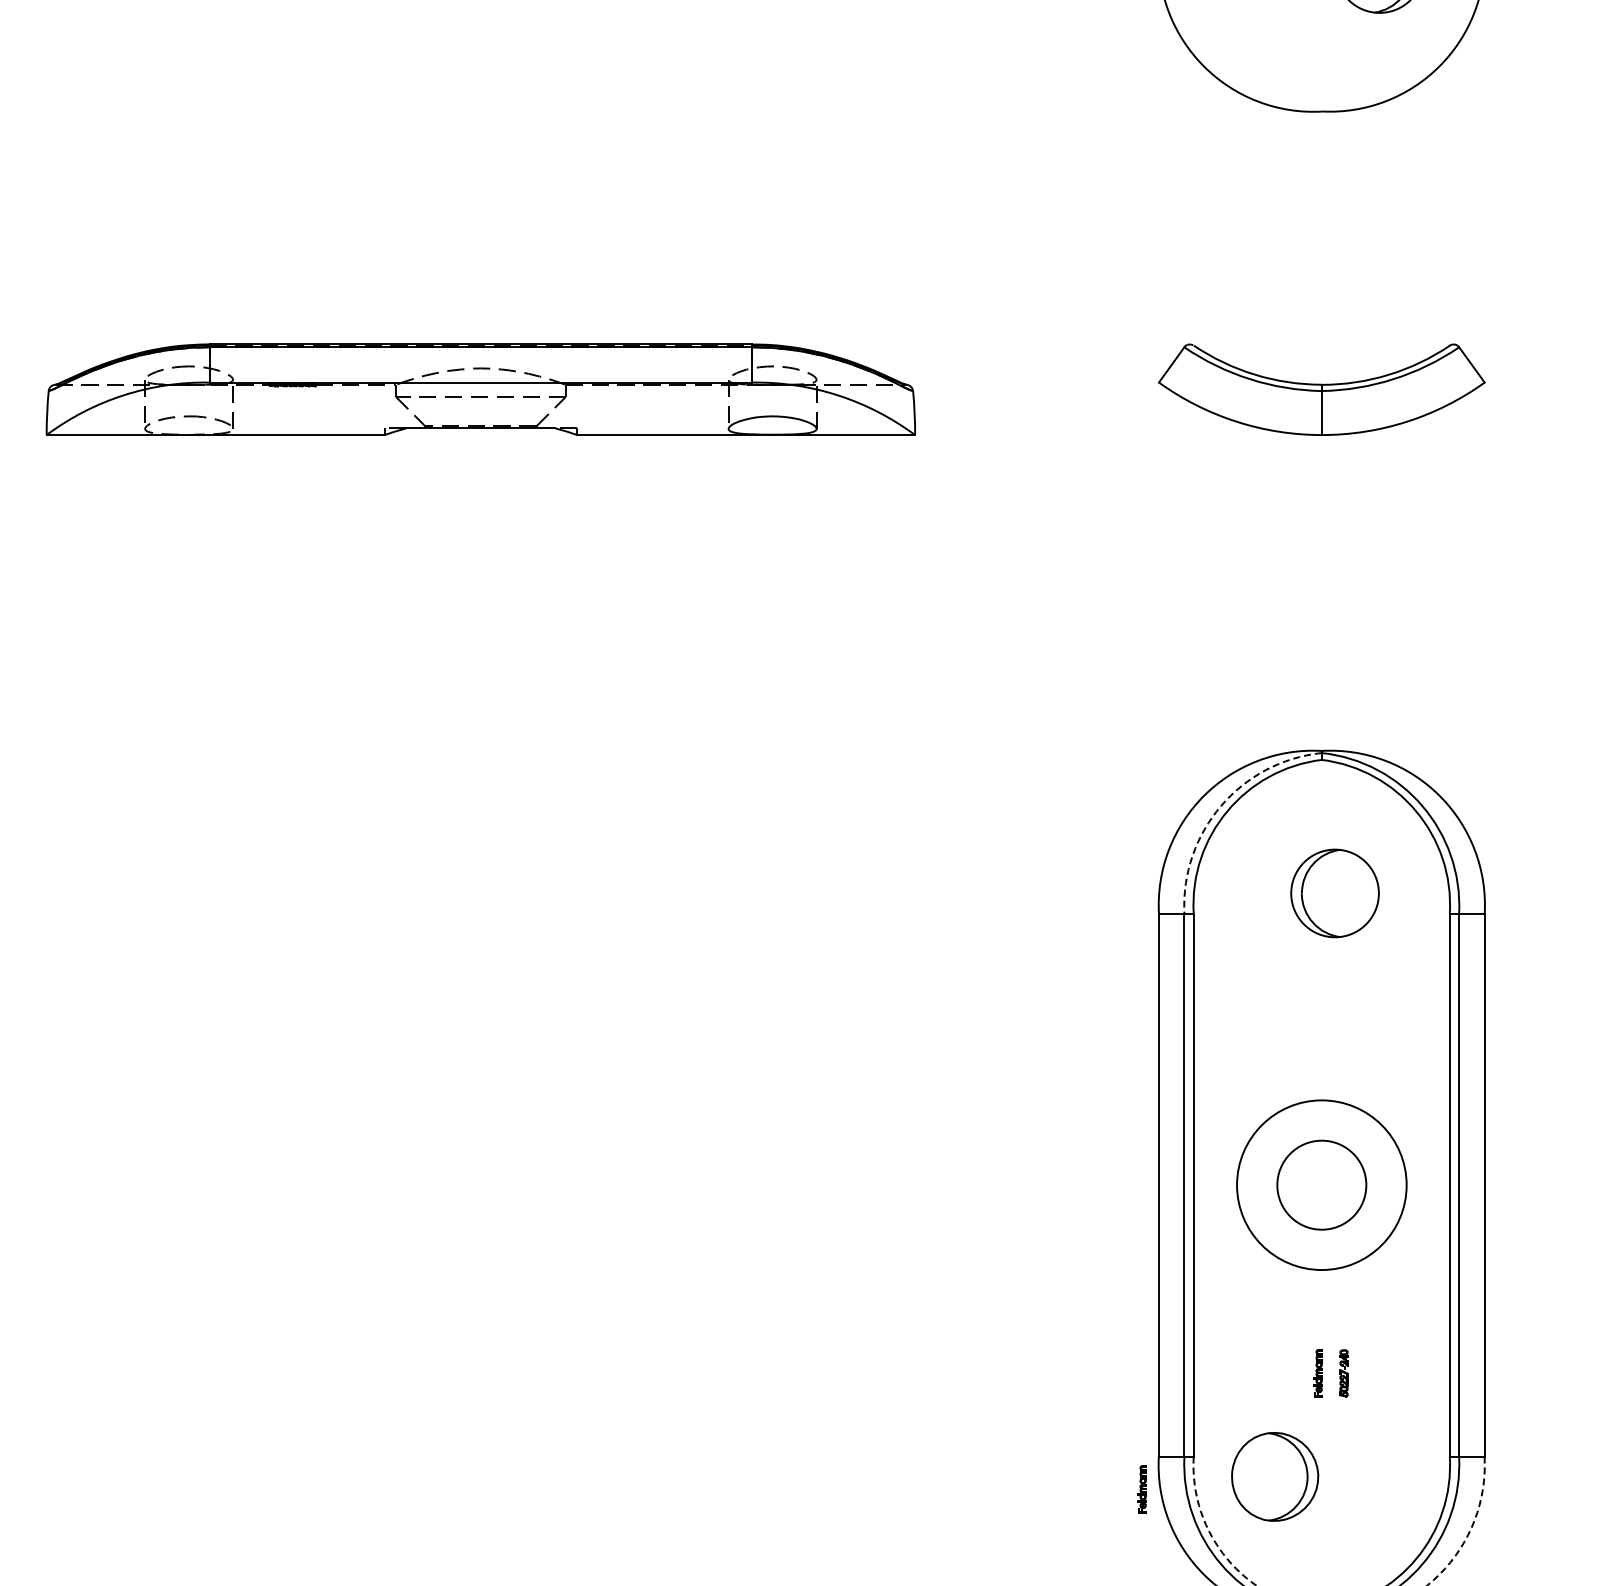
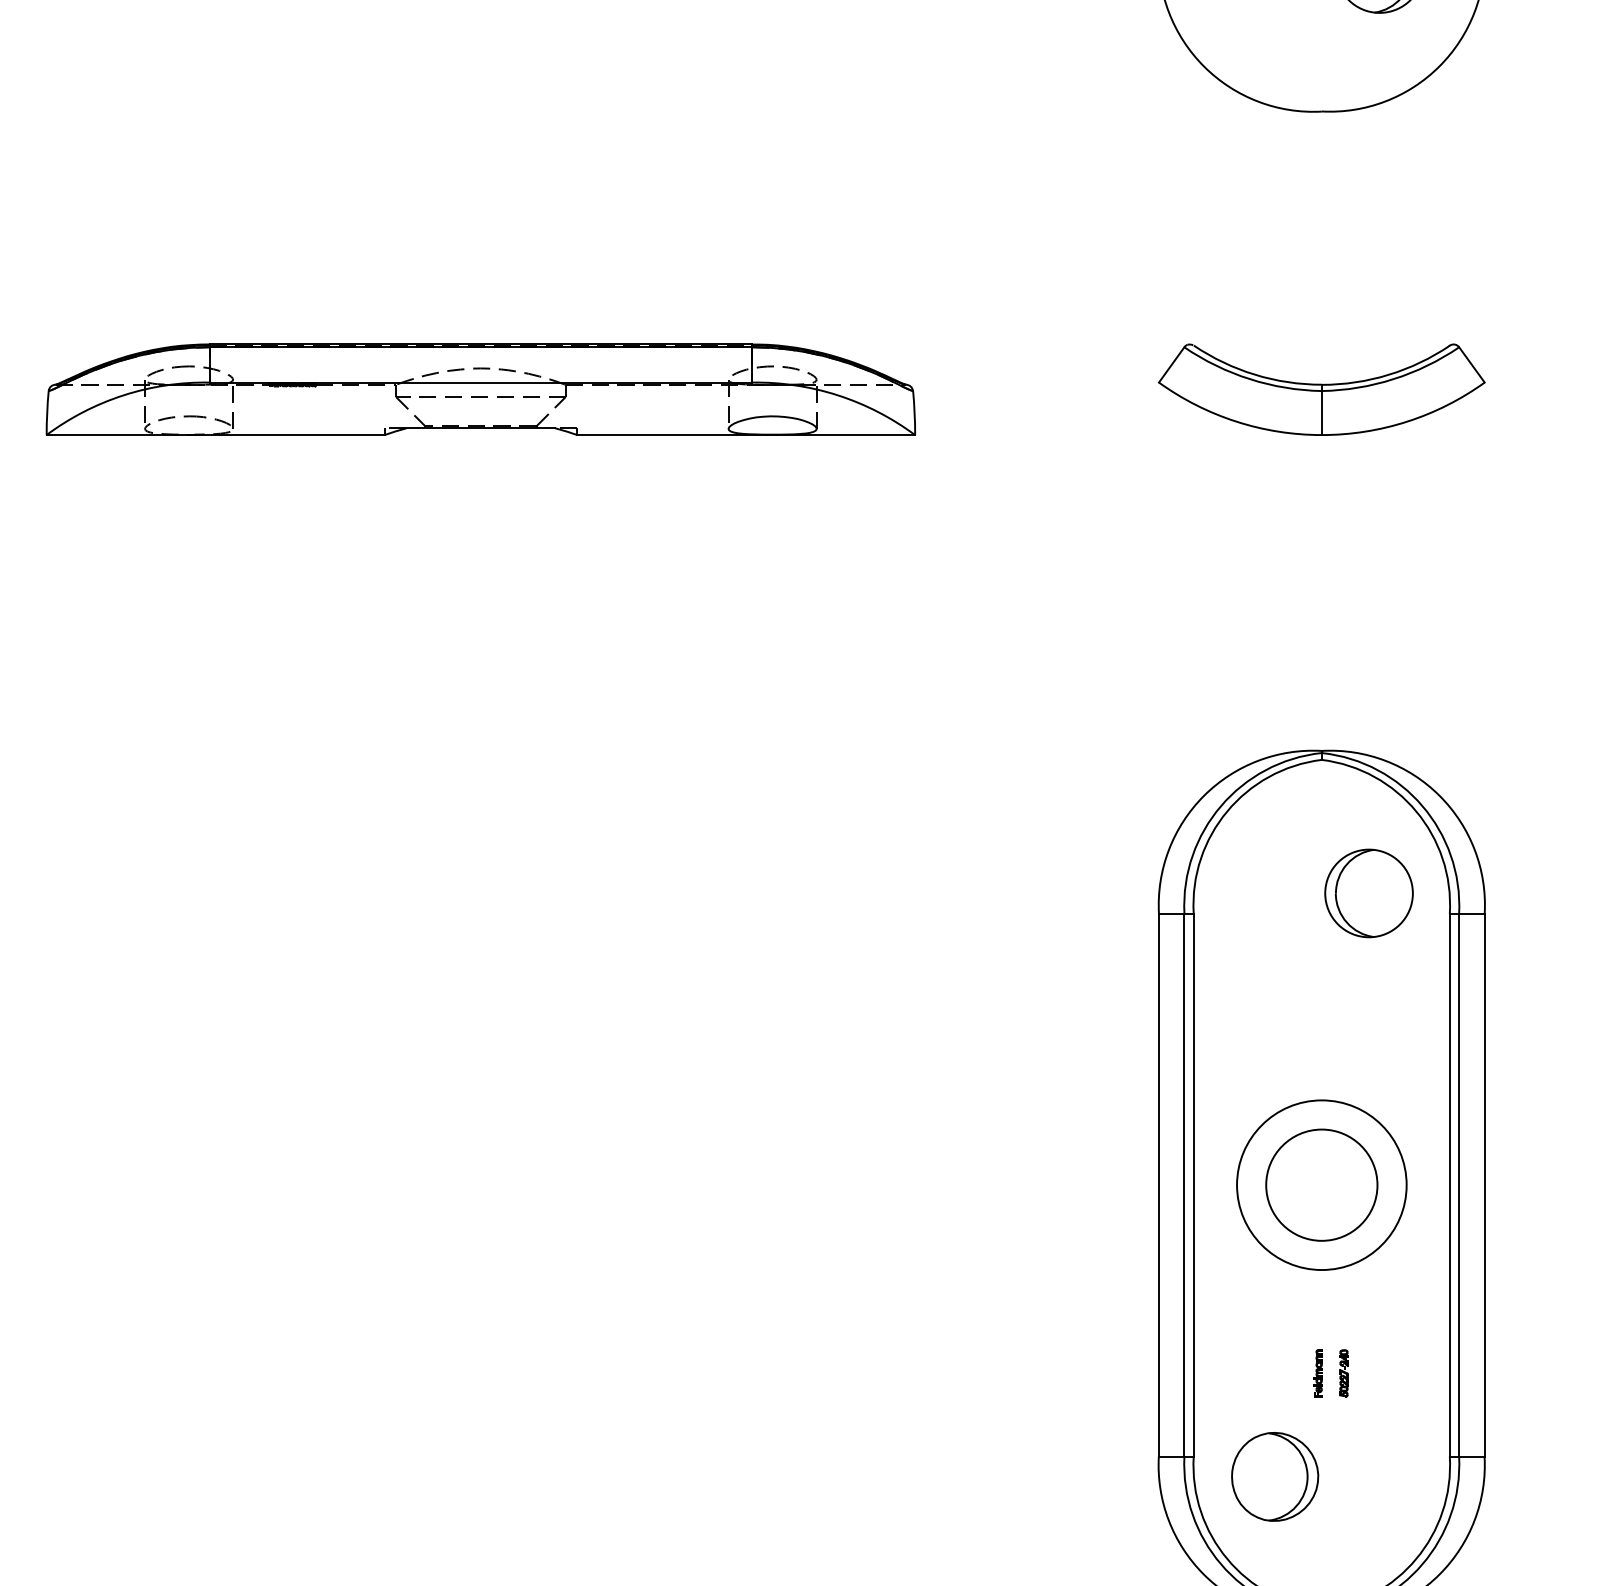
arc: dashed -> solid (1221, 806)
part position: (1334, 893) -> (1368, 893) (1368, 893)
circle diameter: 89 px -> 111 px (1321, 1184)
part: present -> none (1141, 1489)
arc: dashed -> solid (1471, 1527)
arc: dashed -> solid (1207, 1528)
